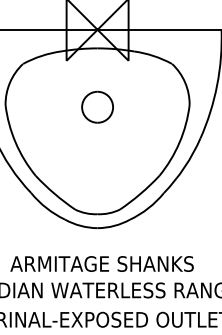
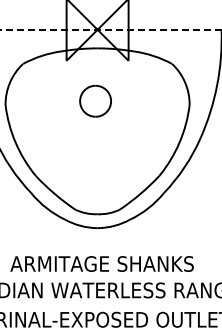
line: solid -> dashed (110, 29)
part position: (97, 106) -> (95, 100) (95, 100)
